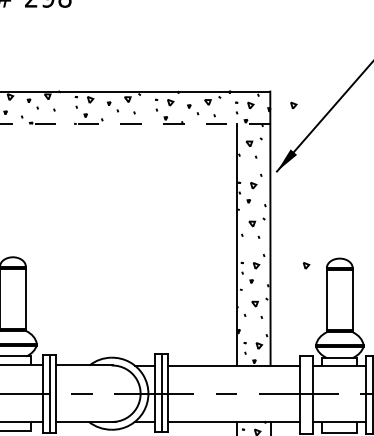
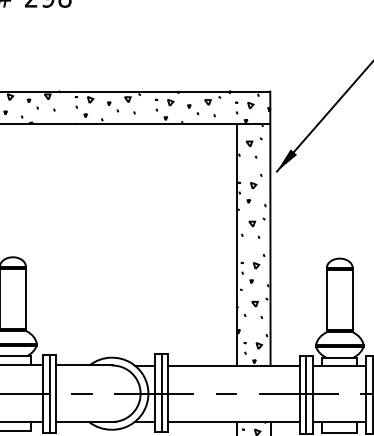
line: present -> none (293, 104)
line: dashed -> solid (135, 124)
line: present -> none (306, 264)
line: none -> present (306, 393)
